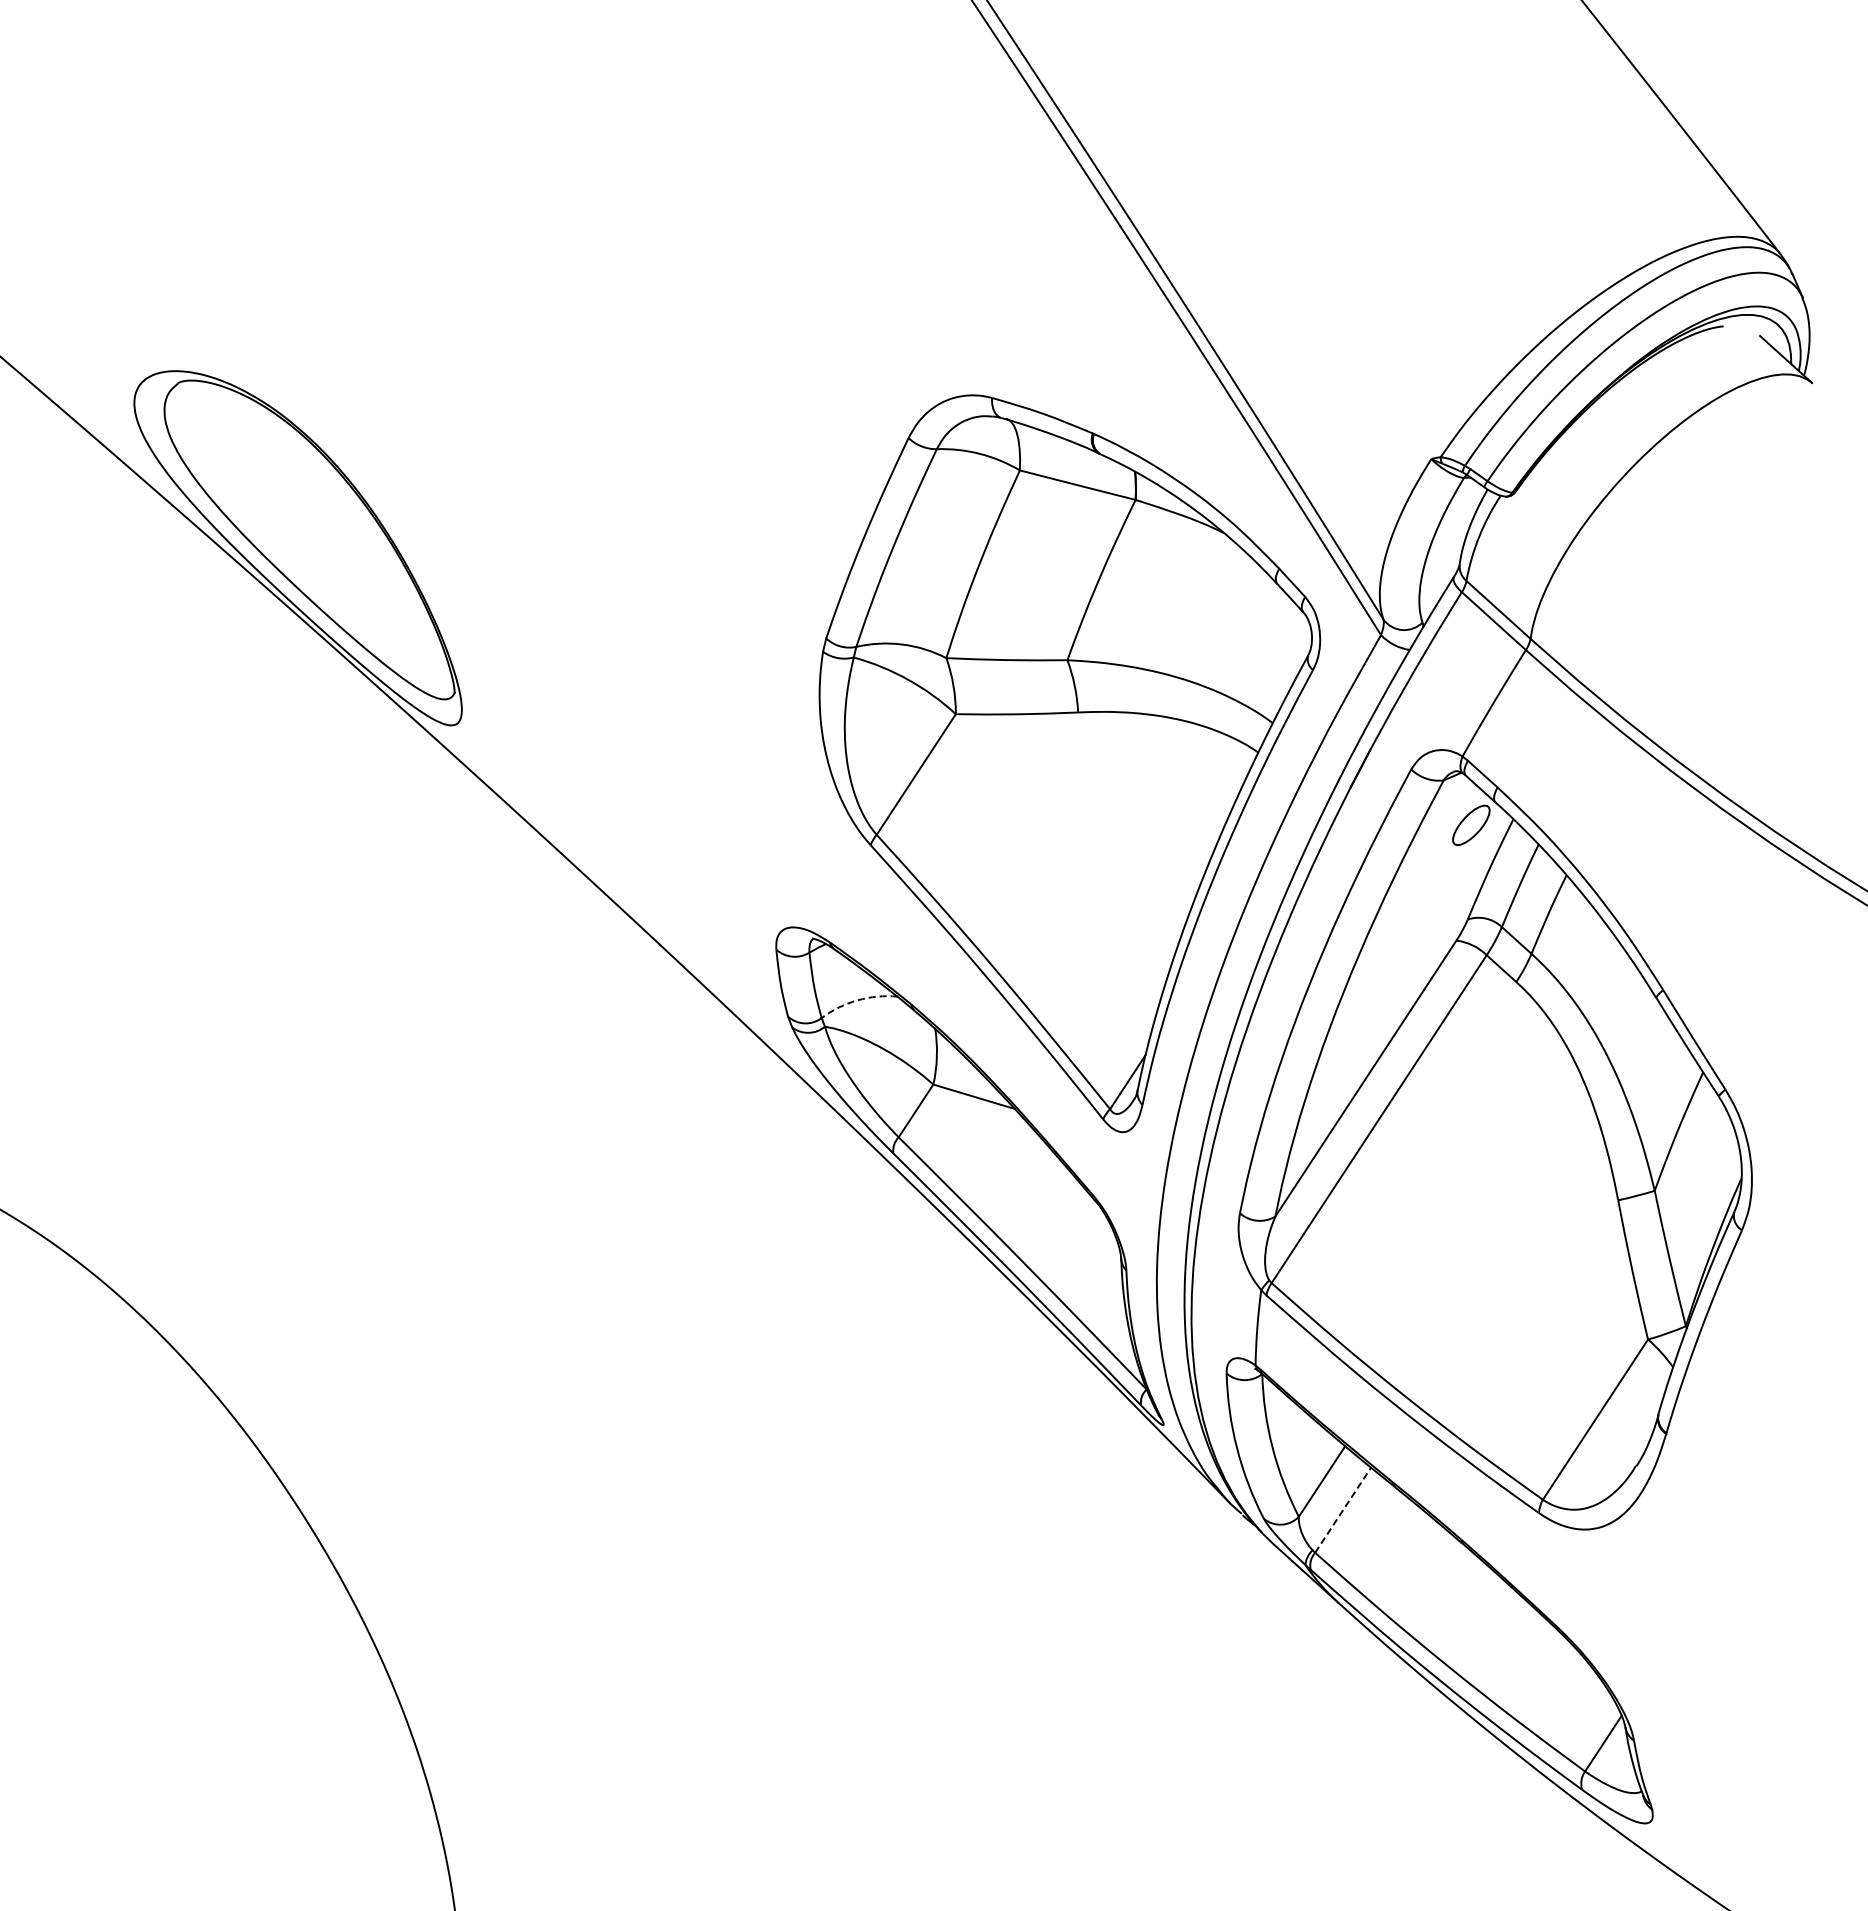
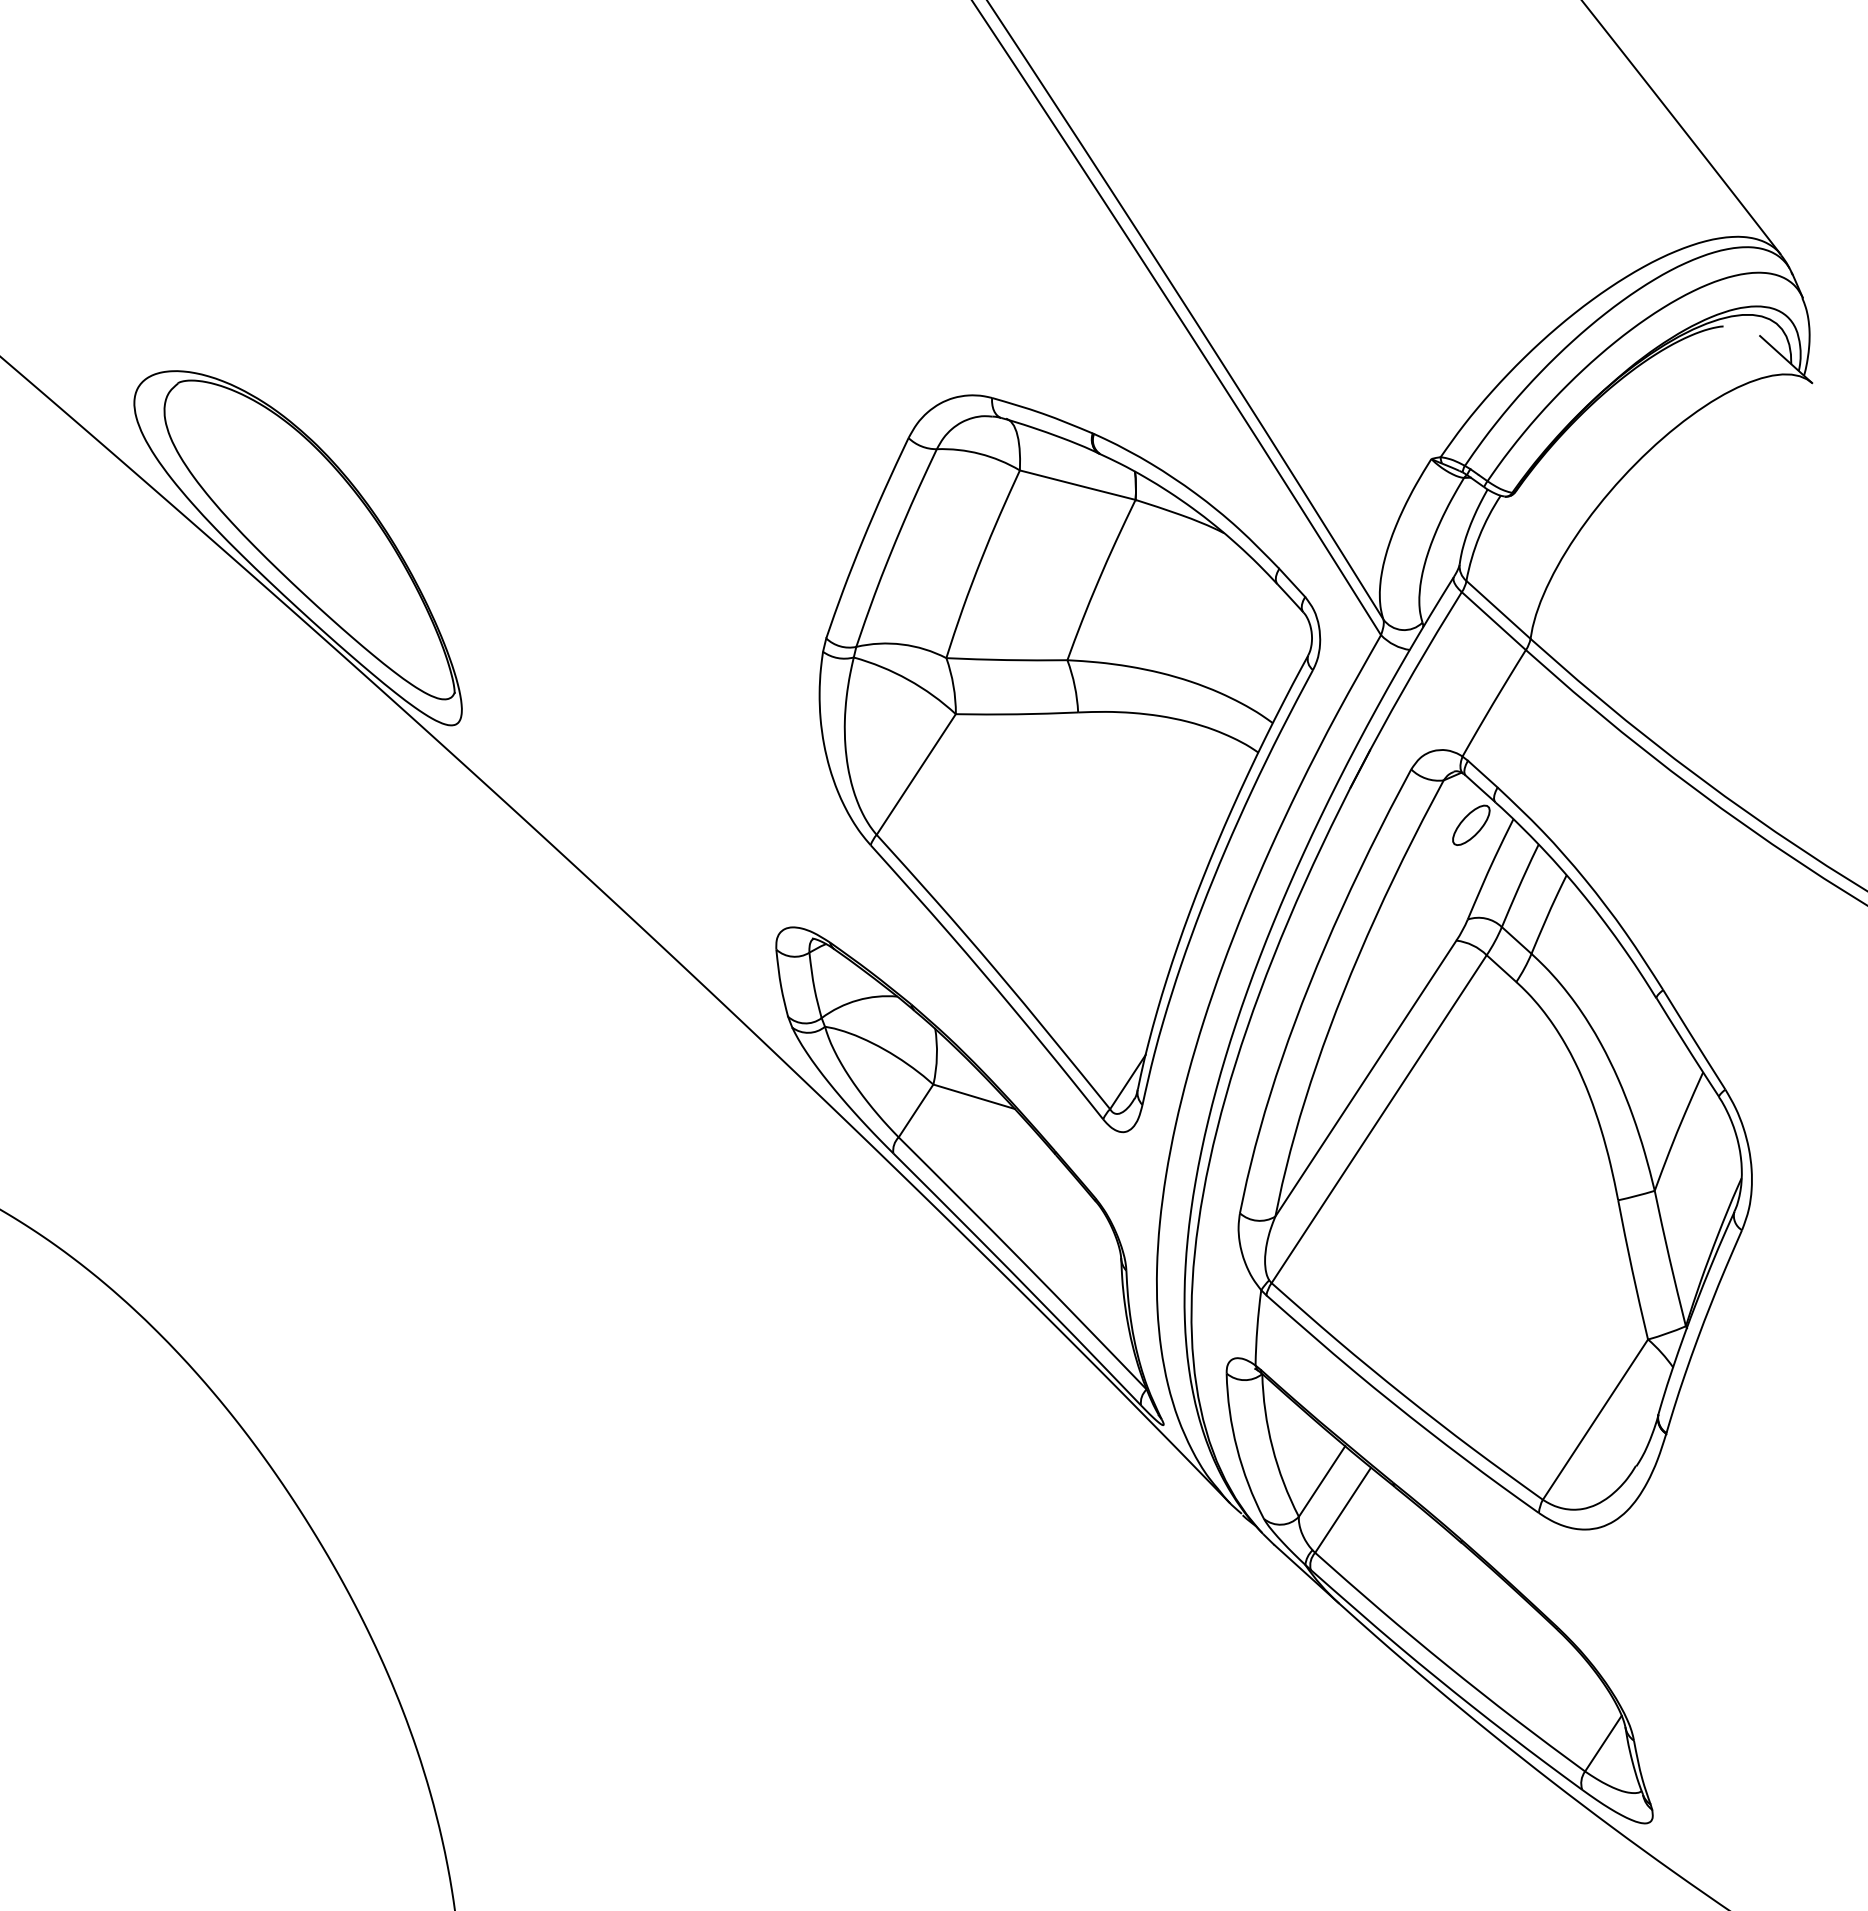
arc: dashed -> solid (857, 1000)
line: dashed -> solid (1343, 1510)
